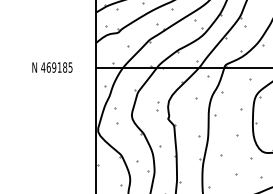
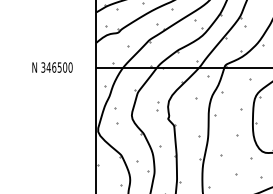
text: 469185 -> 346500 (56, 67)
